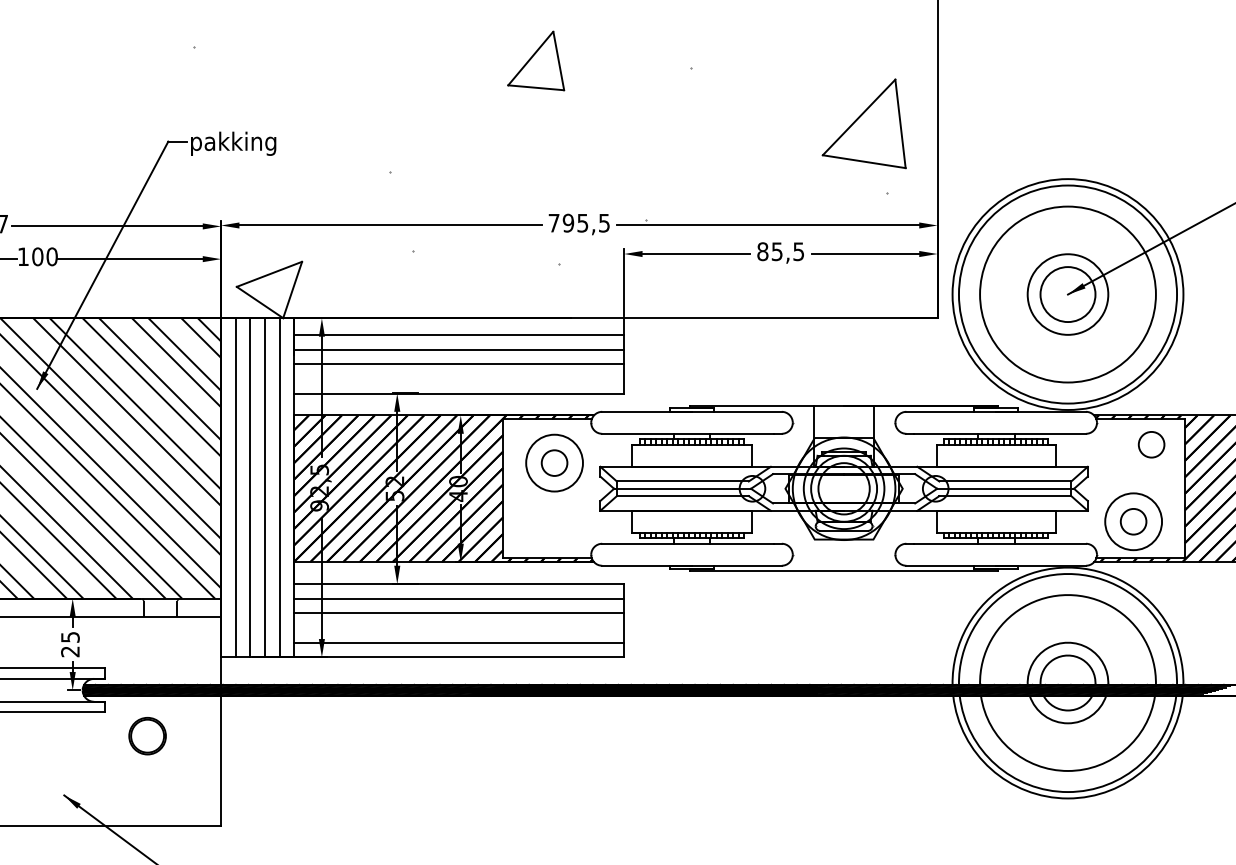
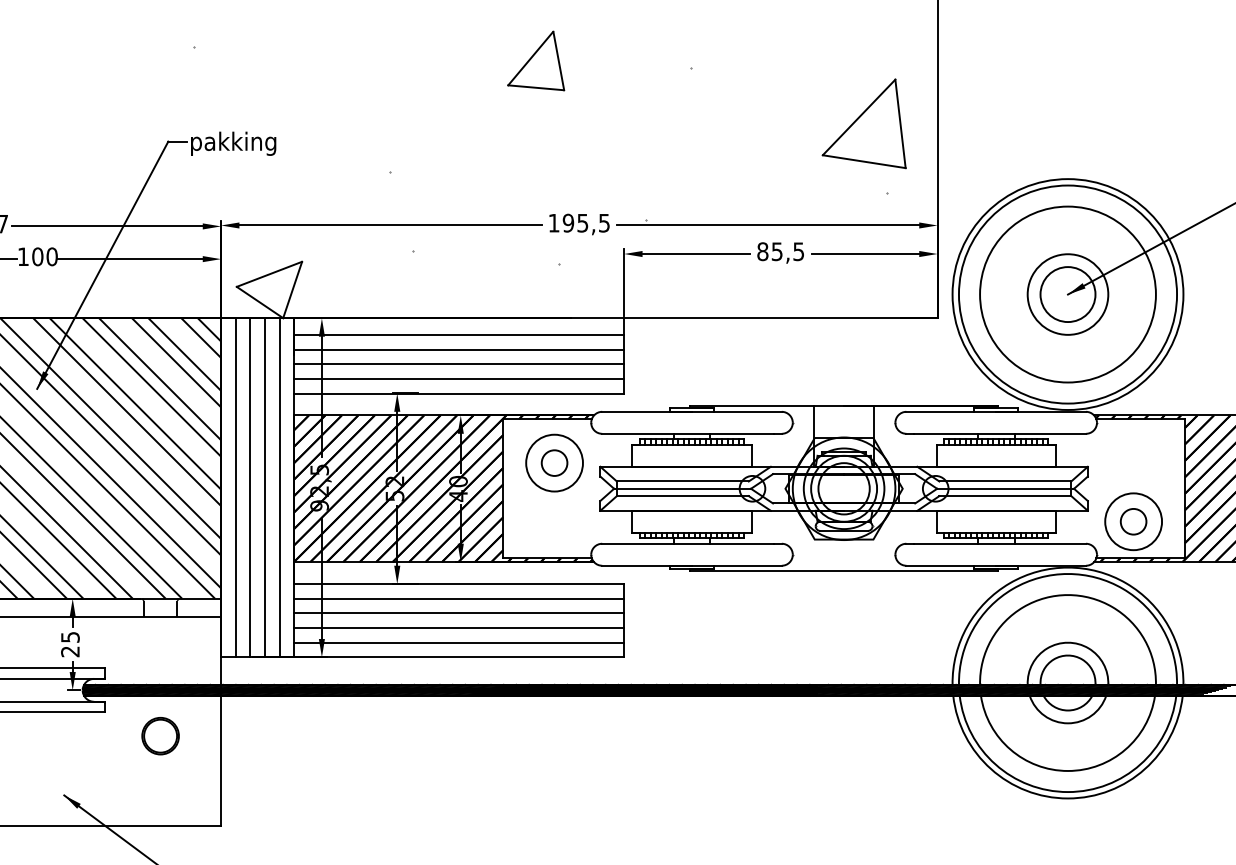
text: 795,5 -> 195,5 (553, 223)
line: none -> present (459, 378)
circle: present -> none (1151, 444)
line: none -> present (459, 628)
part position: (147, 736) -> (160, 736) (160, 736)
